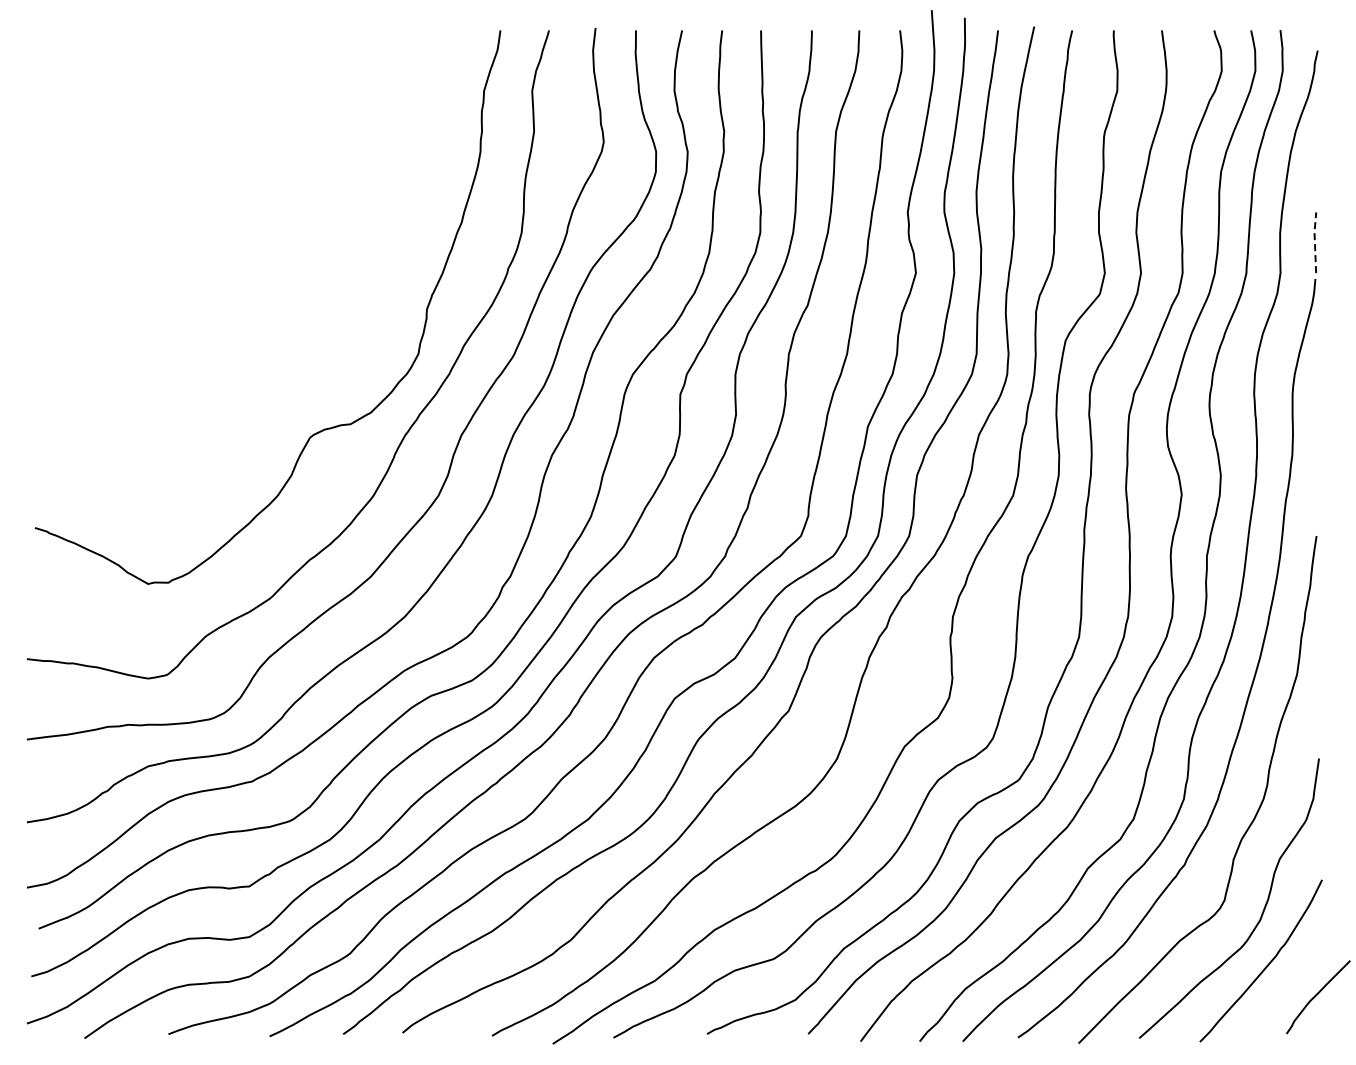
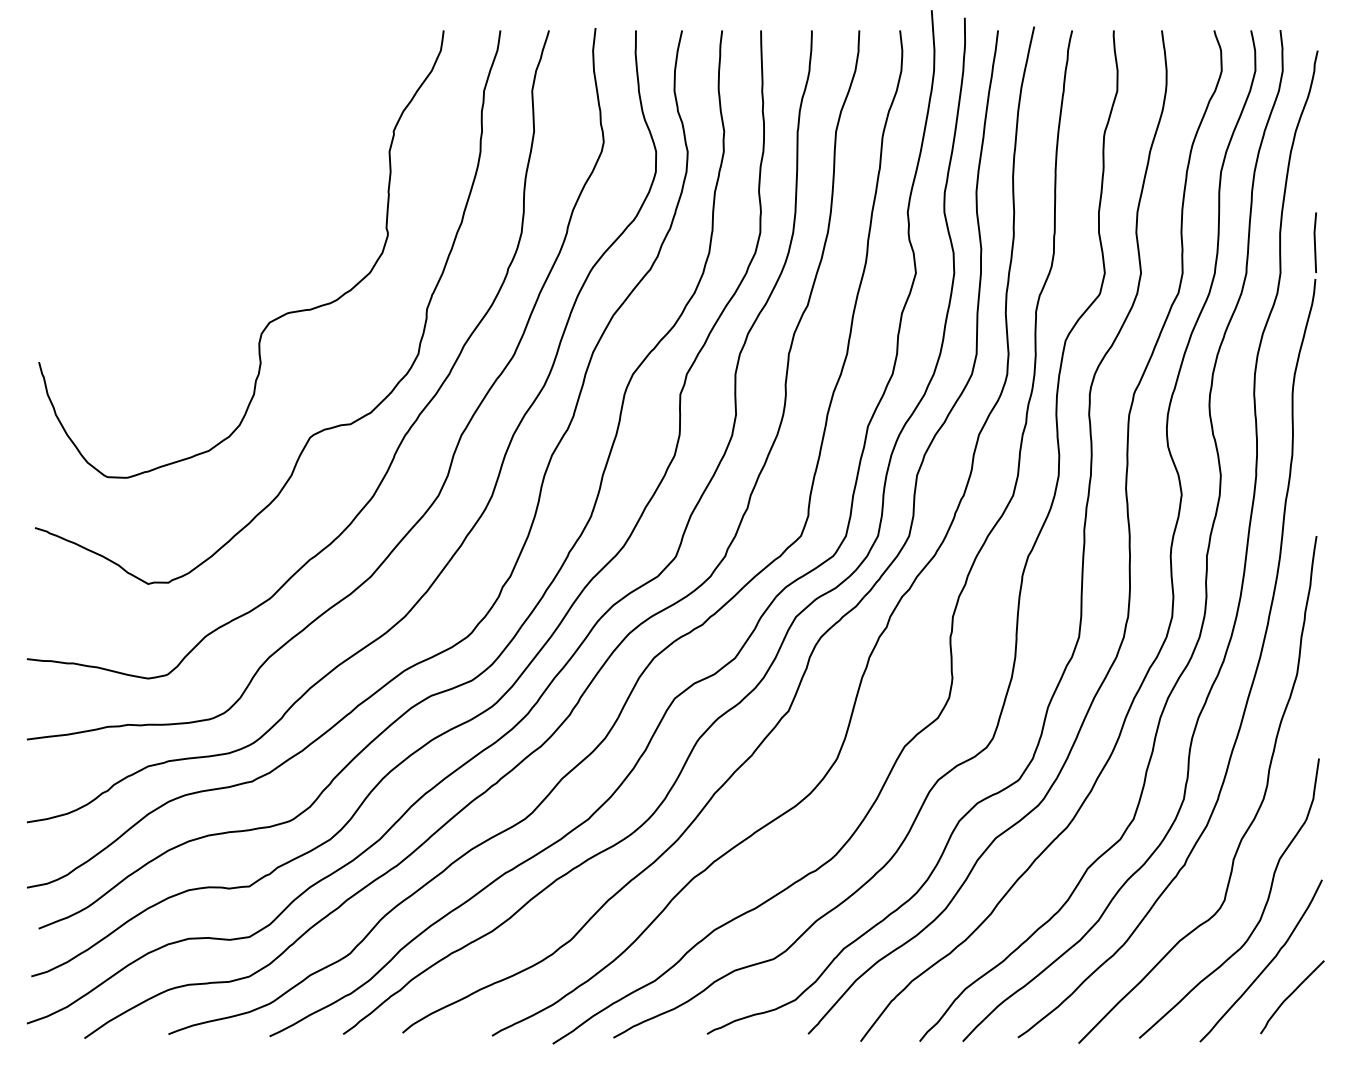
line: dashed -> solid (1314, 241)
curve: none -> present (278, 316)
curve position: (1317, 995) -> (1291, 995) (1291, 995)
